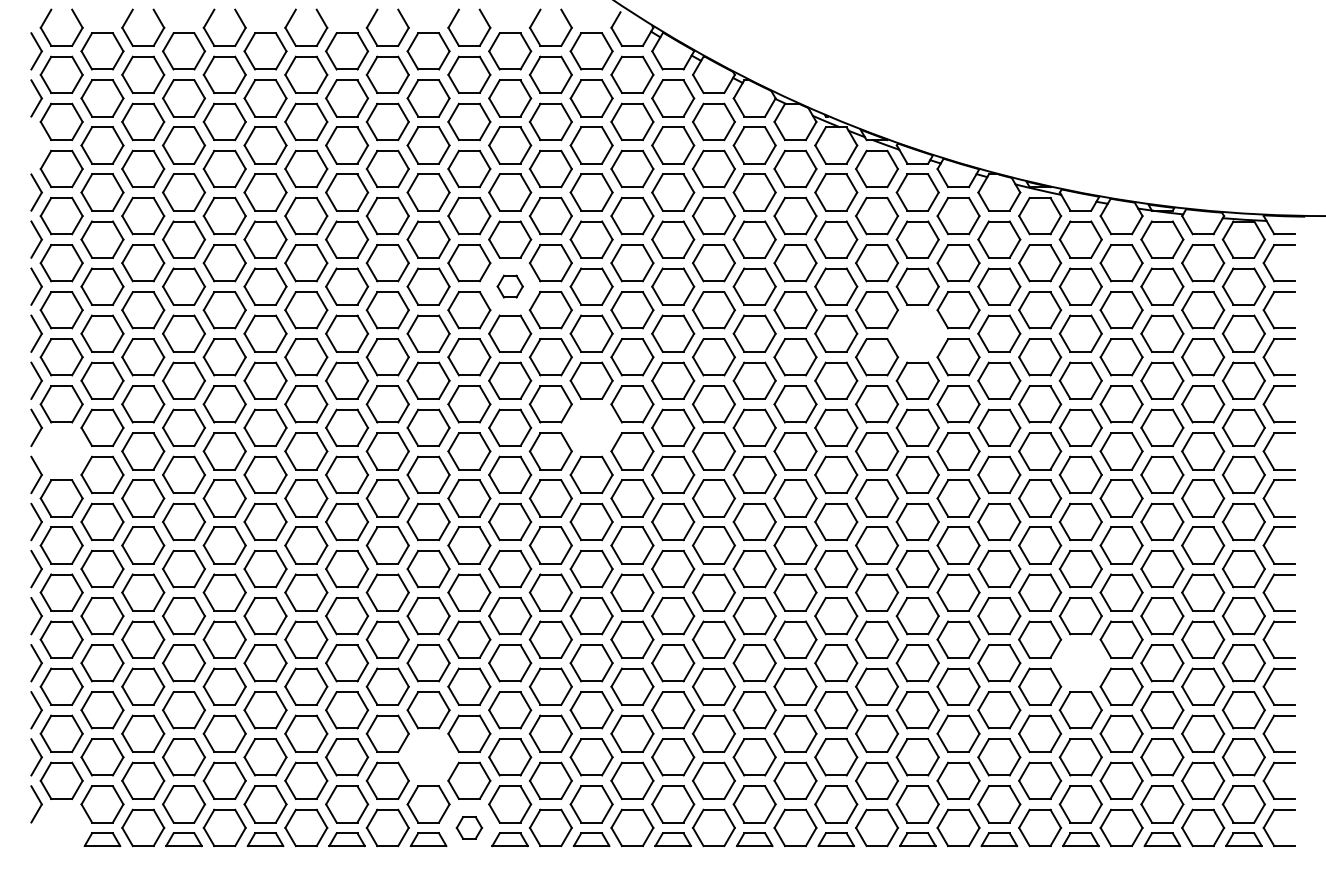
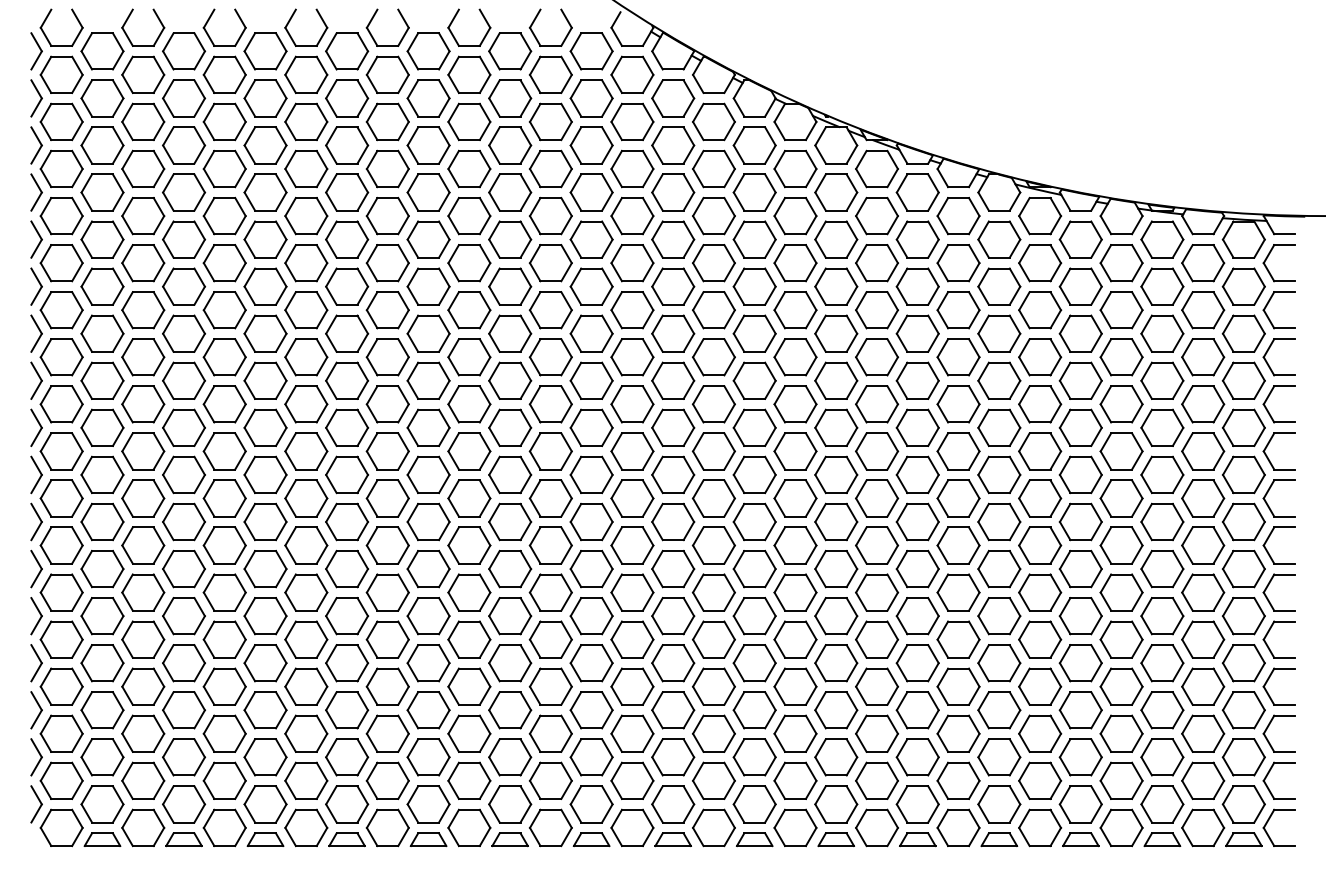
part: none -> present (36, 145)
part size: 28x25 px -> 45x39 px (510, 286)
part: none -> present (917, 333)
part: none -> present (591, 427)
part: none -> present (61, 451)
part: none -> present (1080, 663)
part: none -> present (428, 757)
part: none -> present (61, 827)
part size: 28x24 px -> 45x40 px (469, 827)
